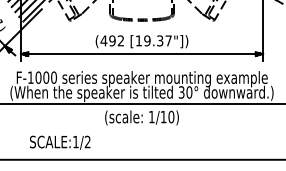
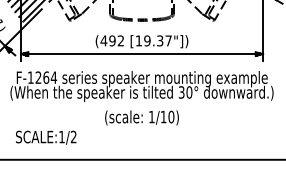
text: F-1000 -> F-1264 (46, 77)
line: present -> none (142, 103)
text position: (60, 142) -> (46, 137) (46, 137)
